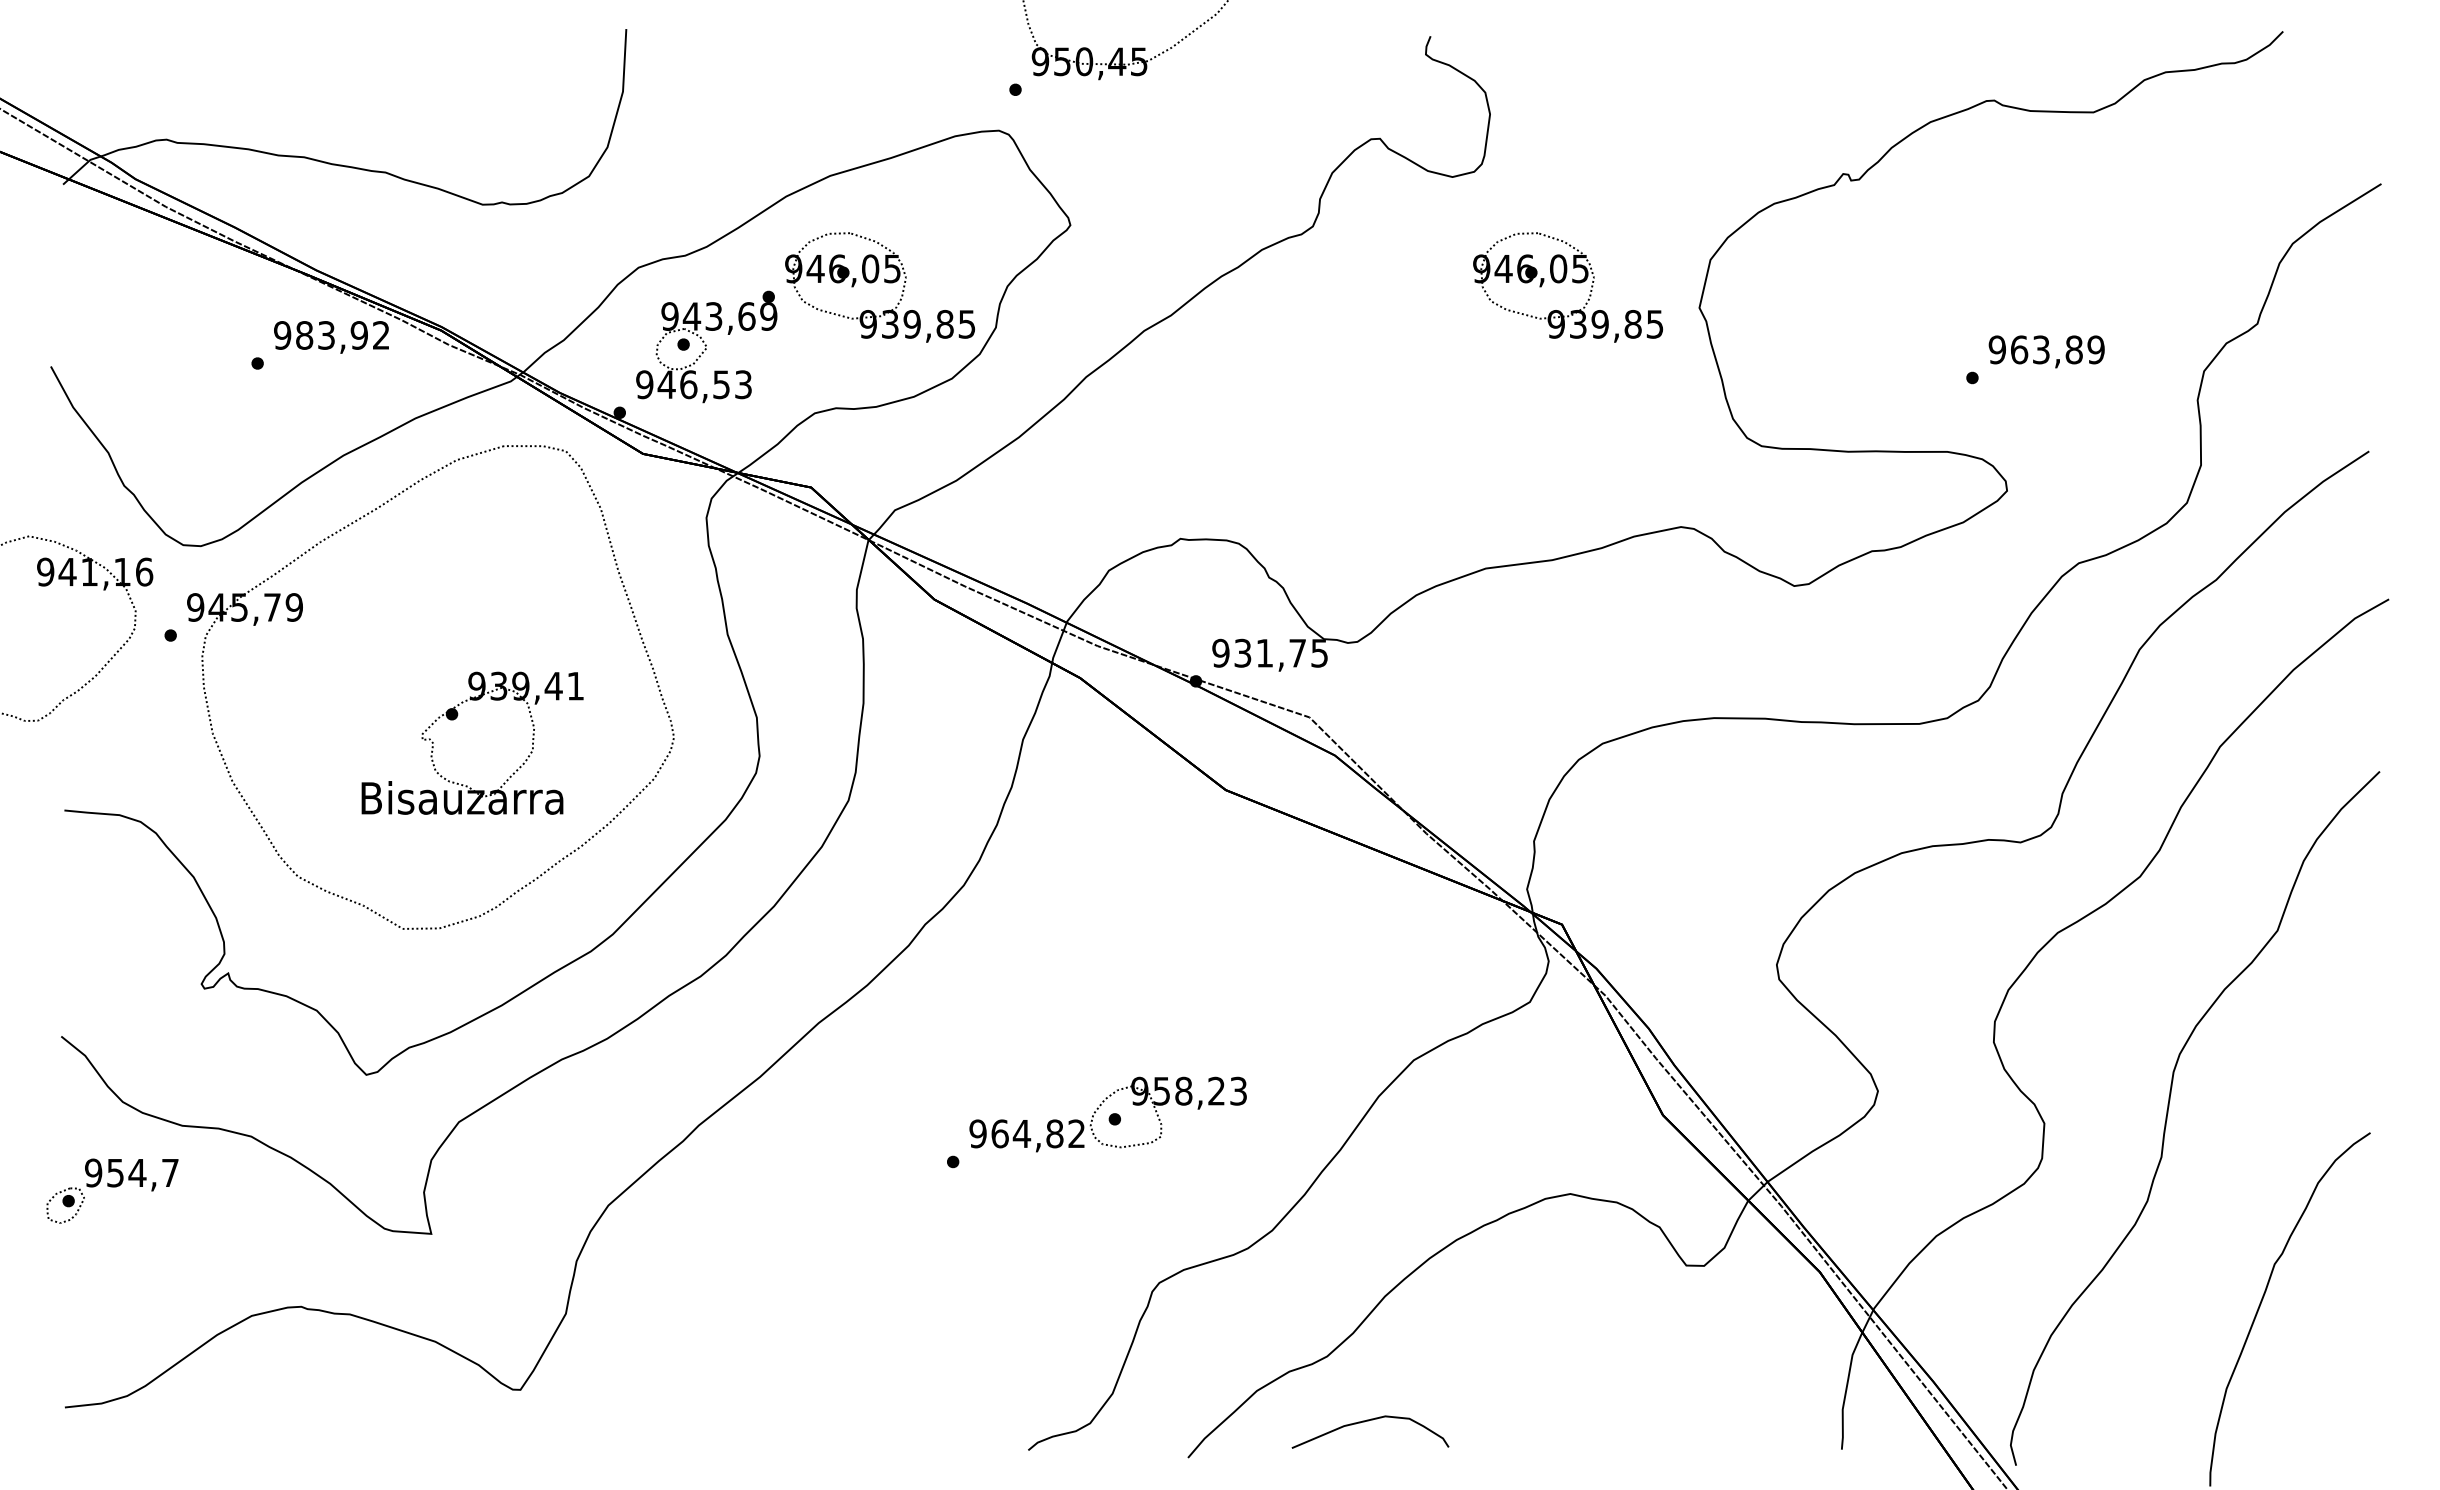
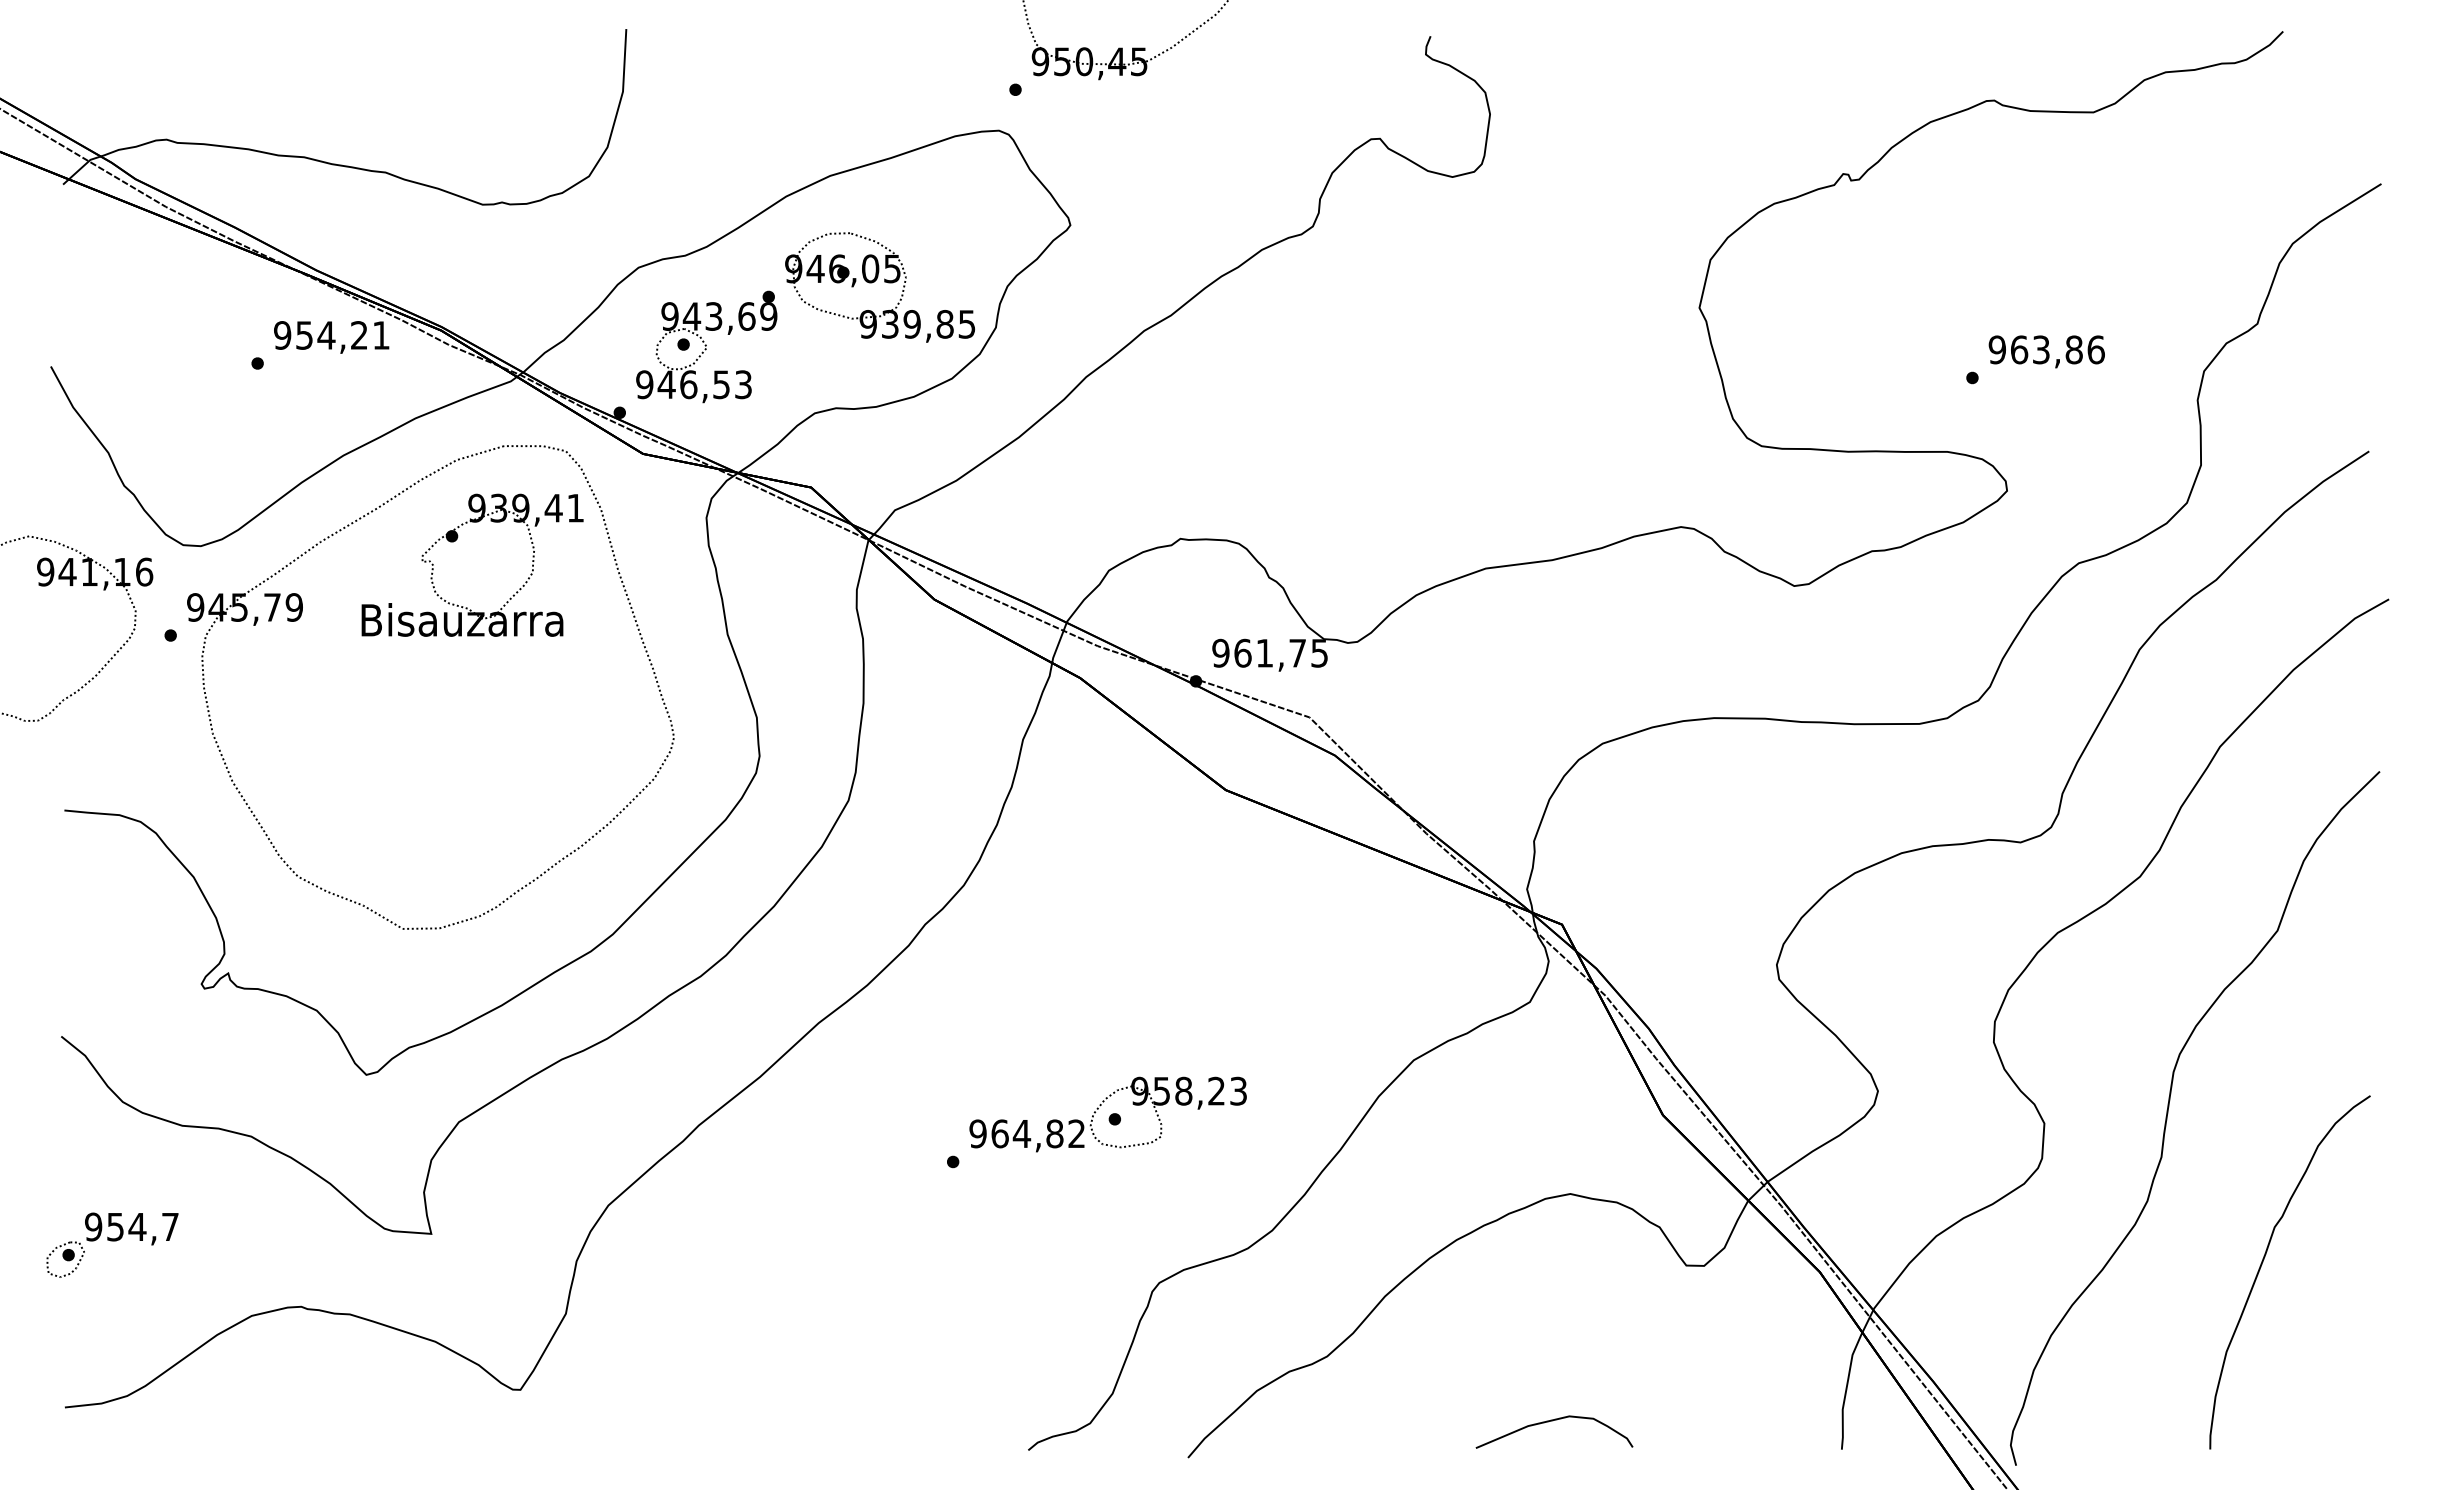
part: present -> none (1572, 282)
text: 983,92 -> 954,21 (342, 335)
text: 963,89 -> 963,86 (2095, 349)
text: 931,75 -> 961,75 (1242, 652)
part position: (455, 719) -> (455, 541) (455, 541)
part position: (112, 1190) -> (112, 1244) (112, 1244)
curve position: (2263, 1299) -> (2263, 1262) (2263, 1262)
curve position: (1368, 1421) -> (1552, 1421) (1552, 1421)
